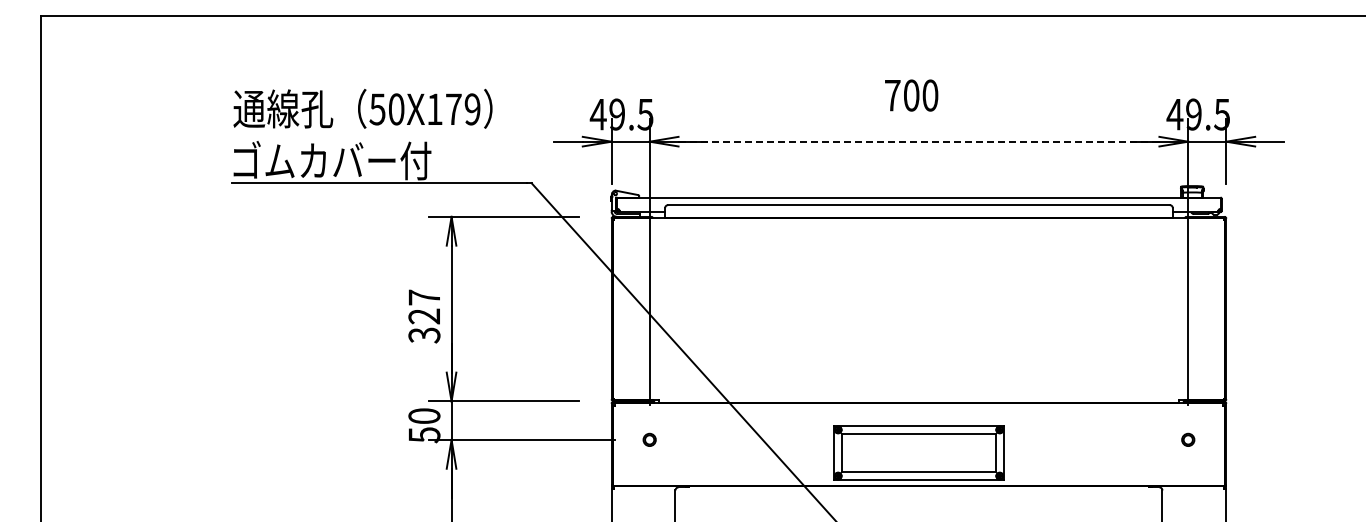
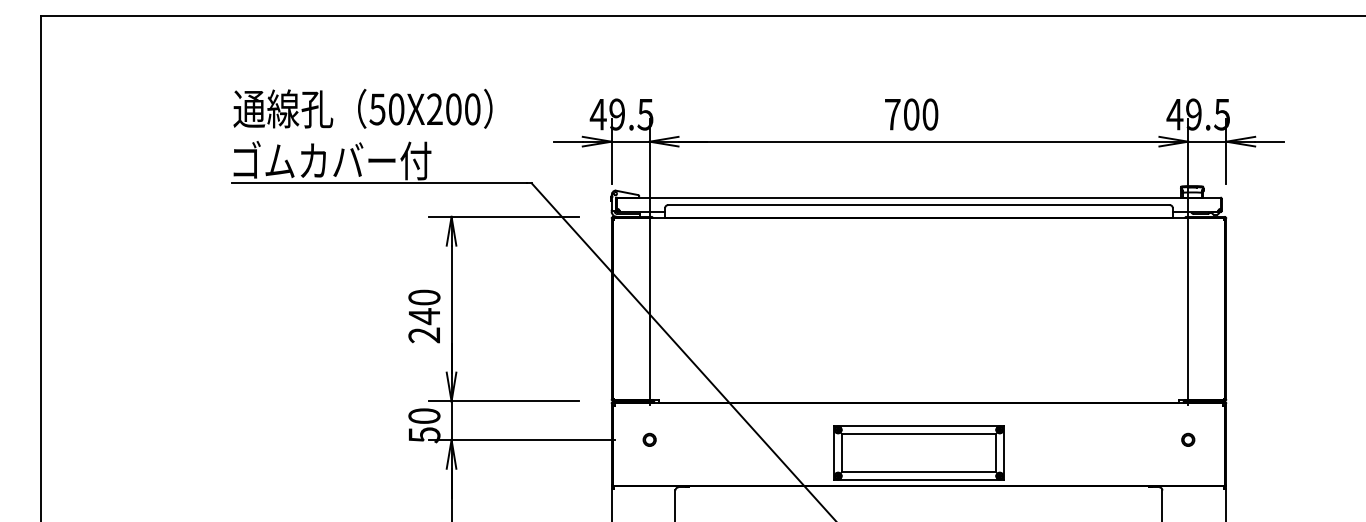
text position: (911, 95) -> (911, 114) (911, 114)
text: 50X179 -> 50X200 (453, 109)
line: dashed -> solid (919, 141)
text: 327 -> 240 (424, 316)
